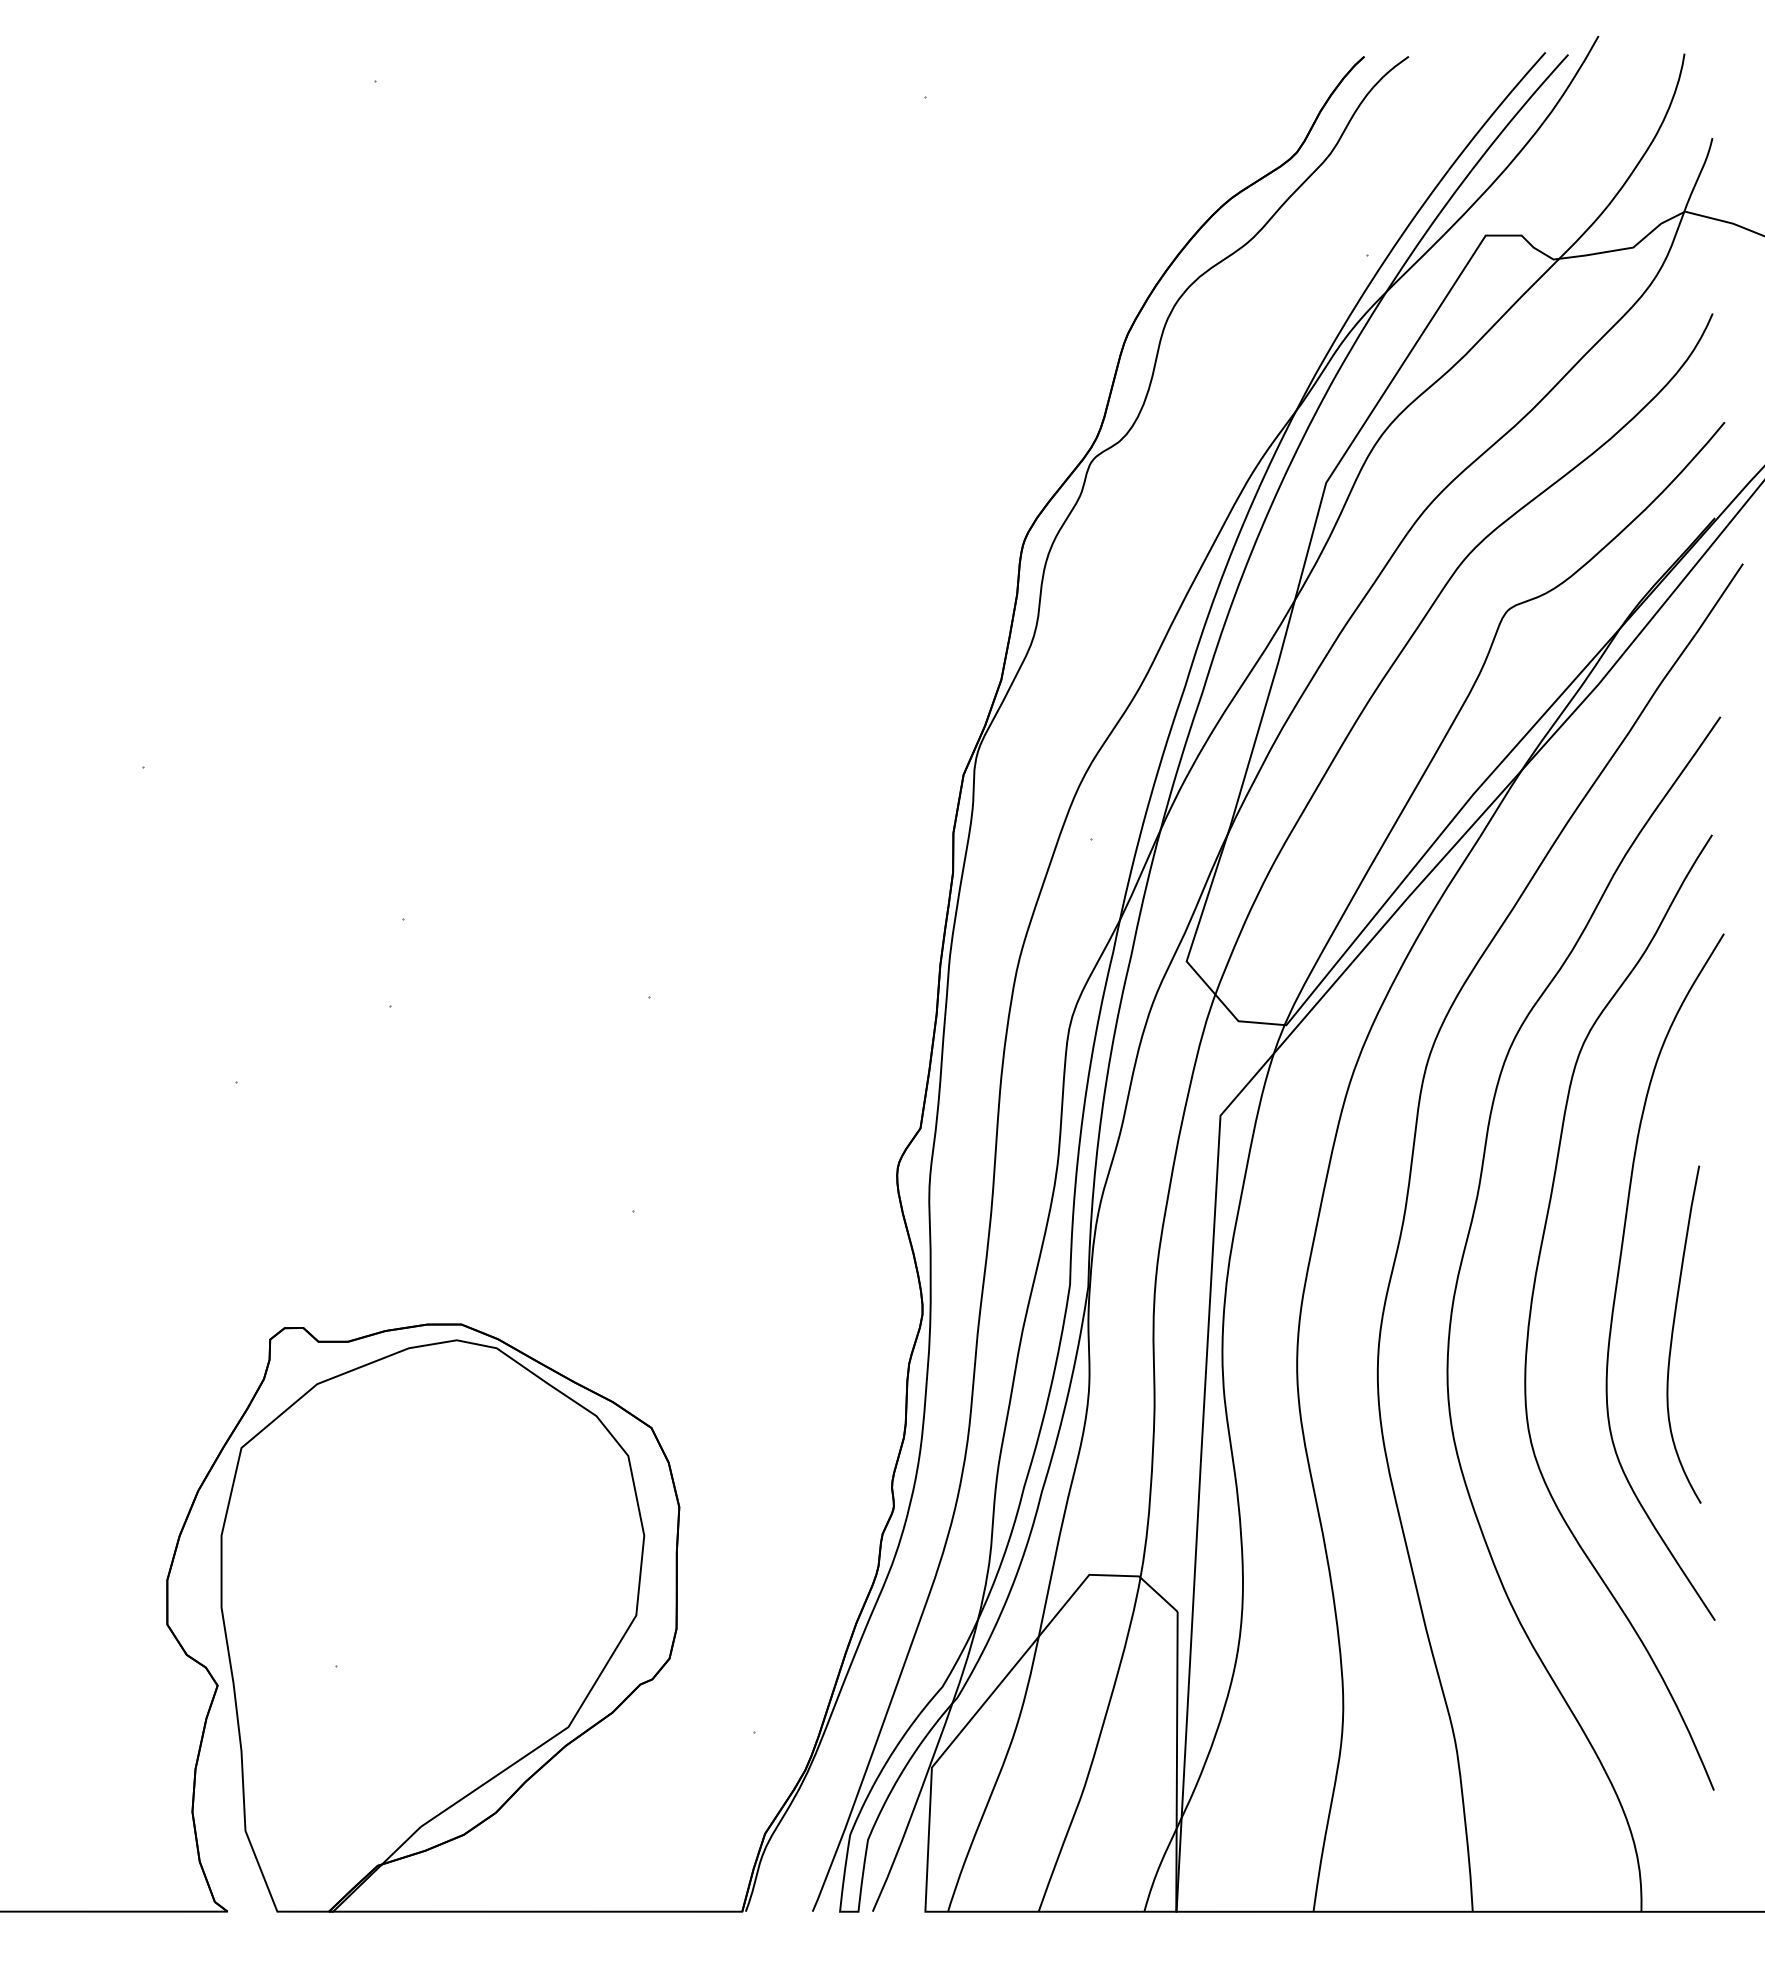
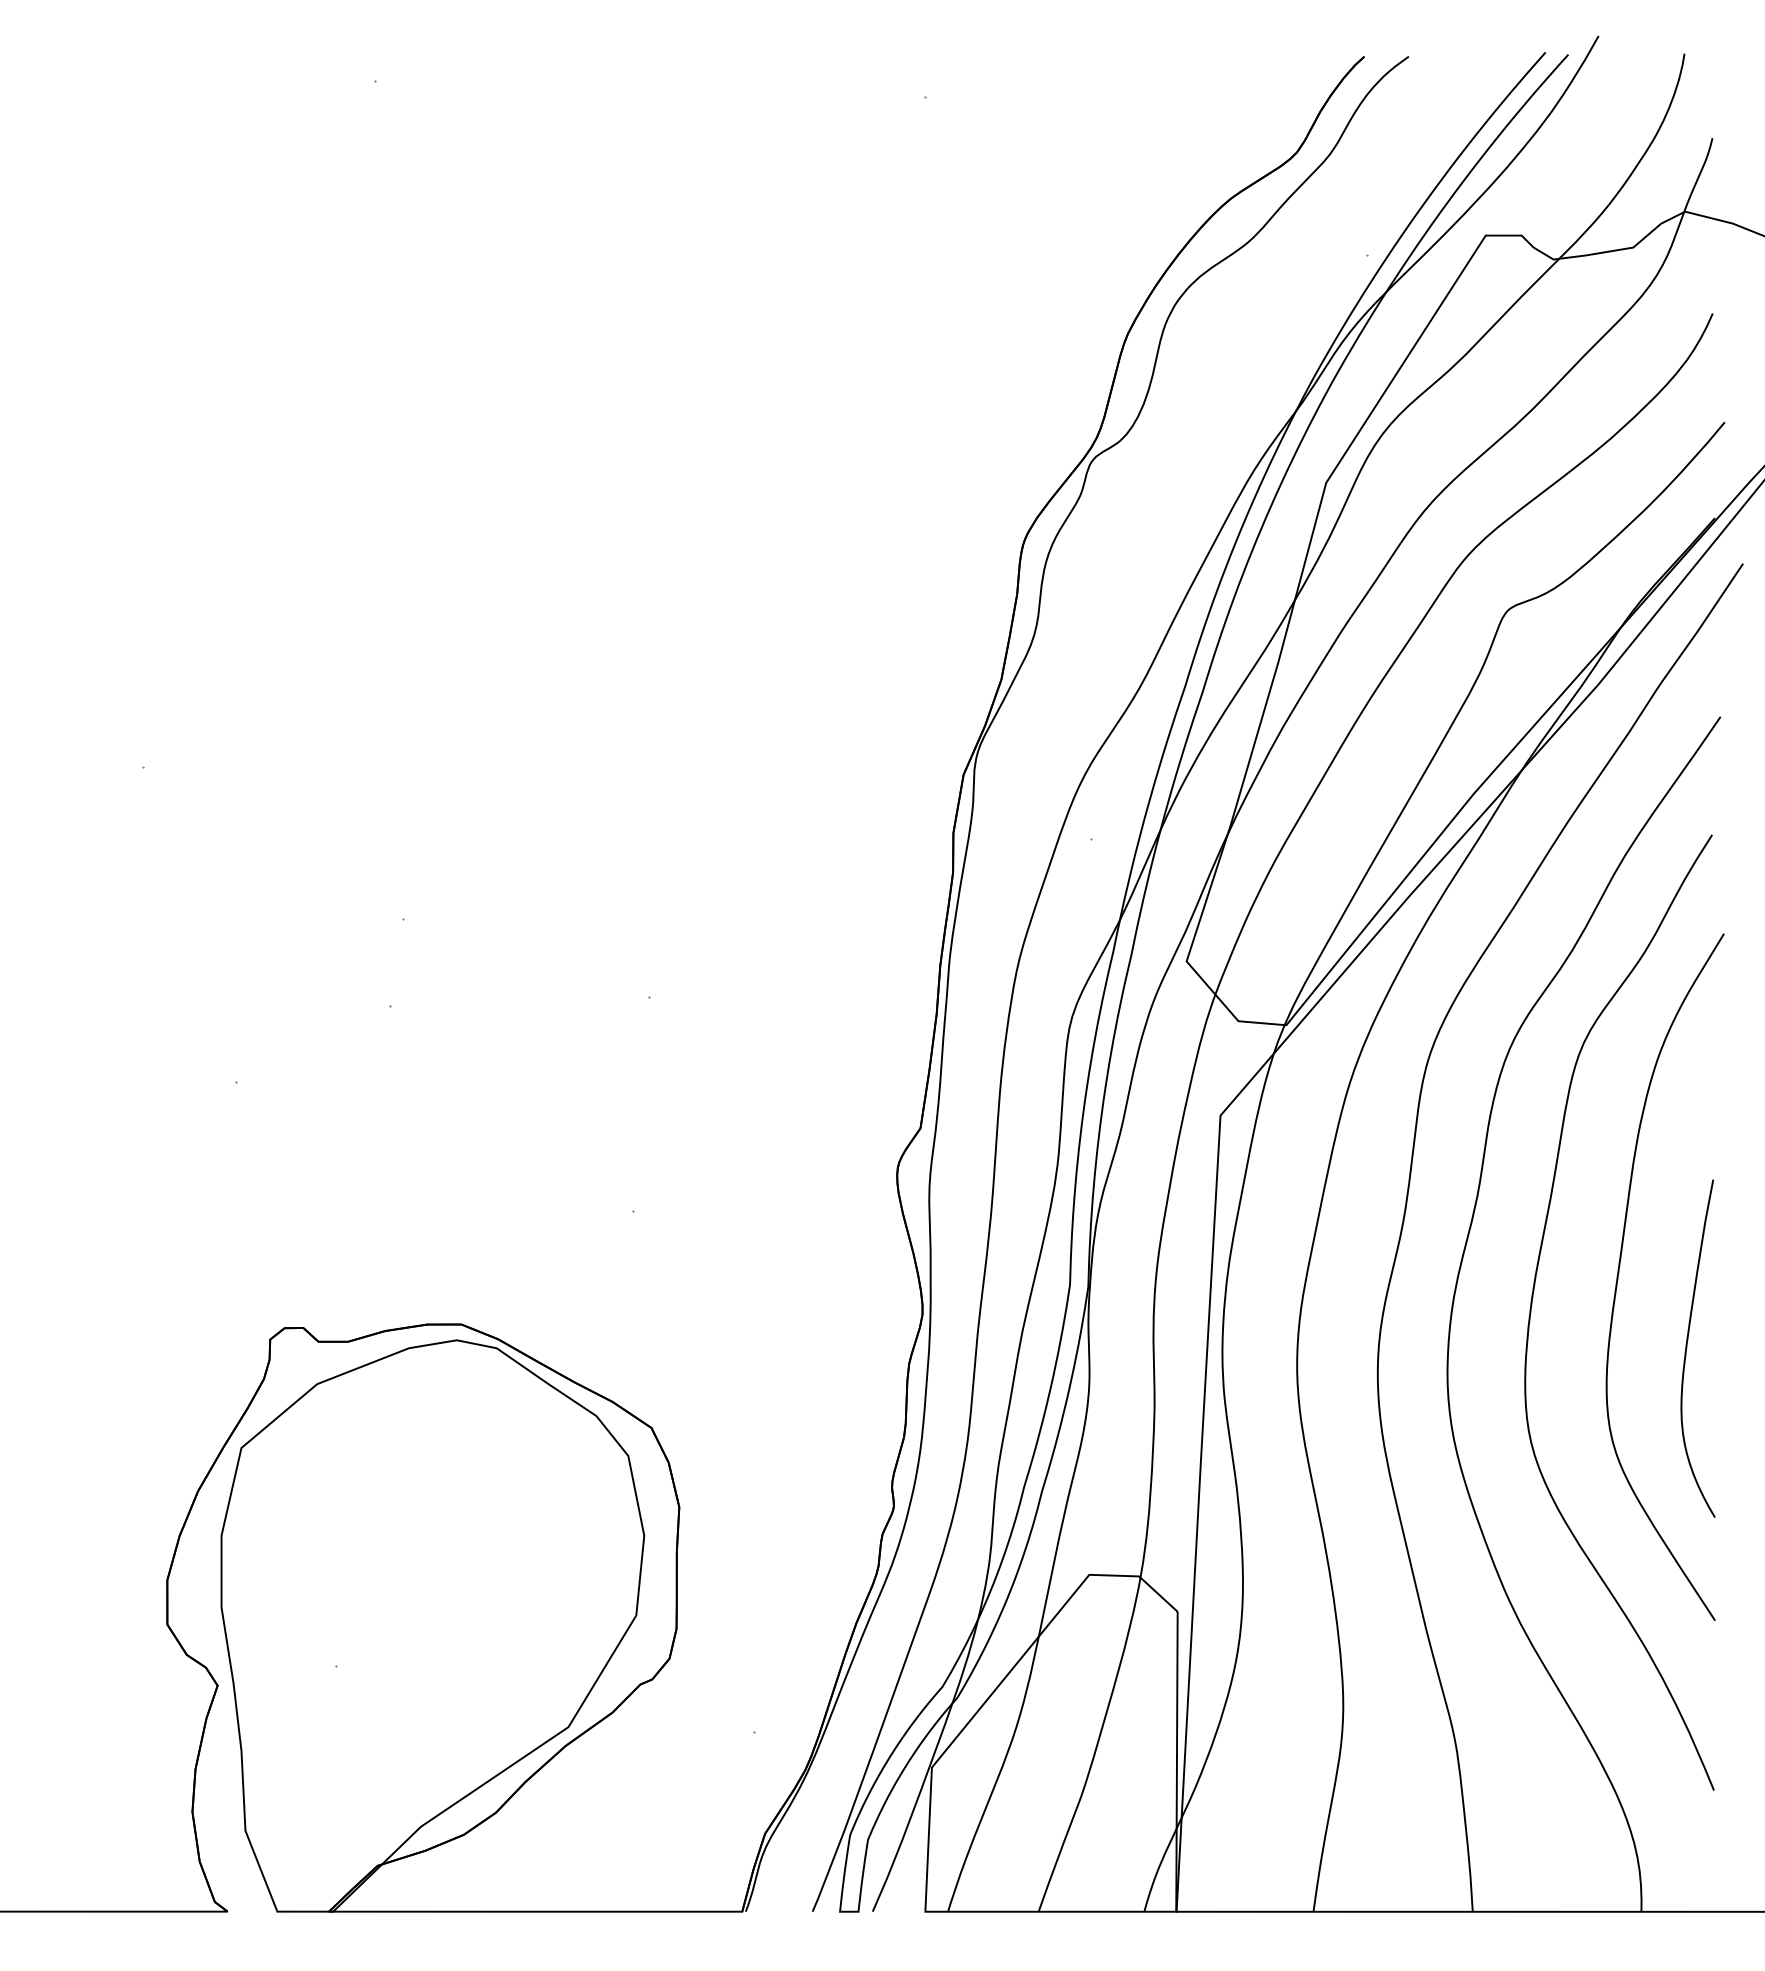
curve position: (1673, 1334) -> (1687, 1348) (1687, 1348)
